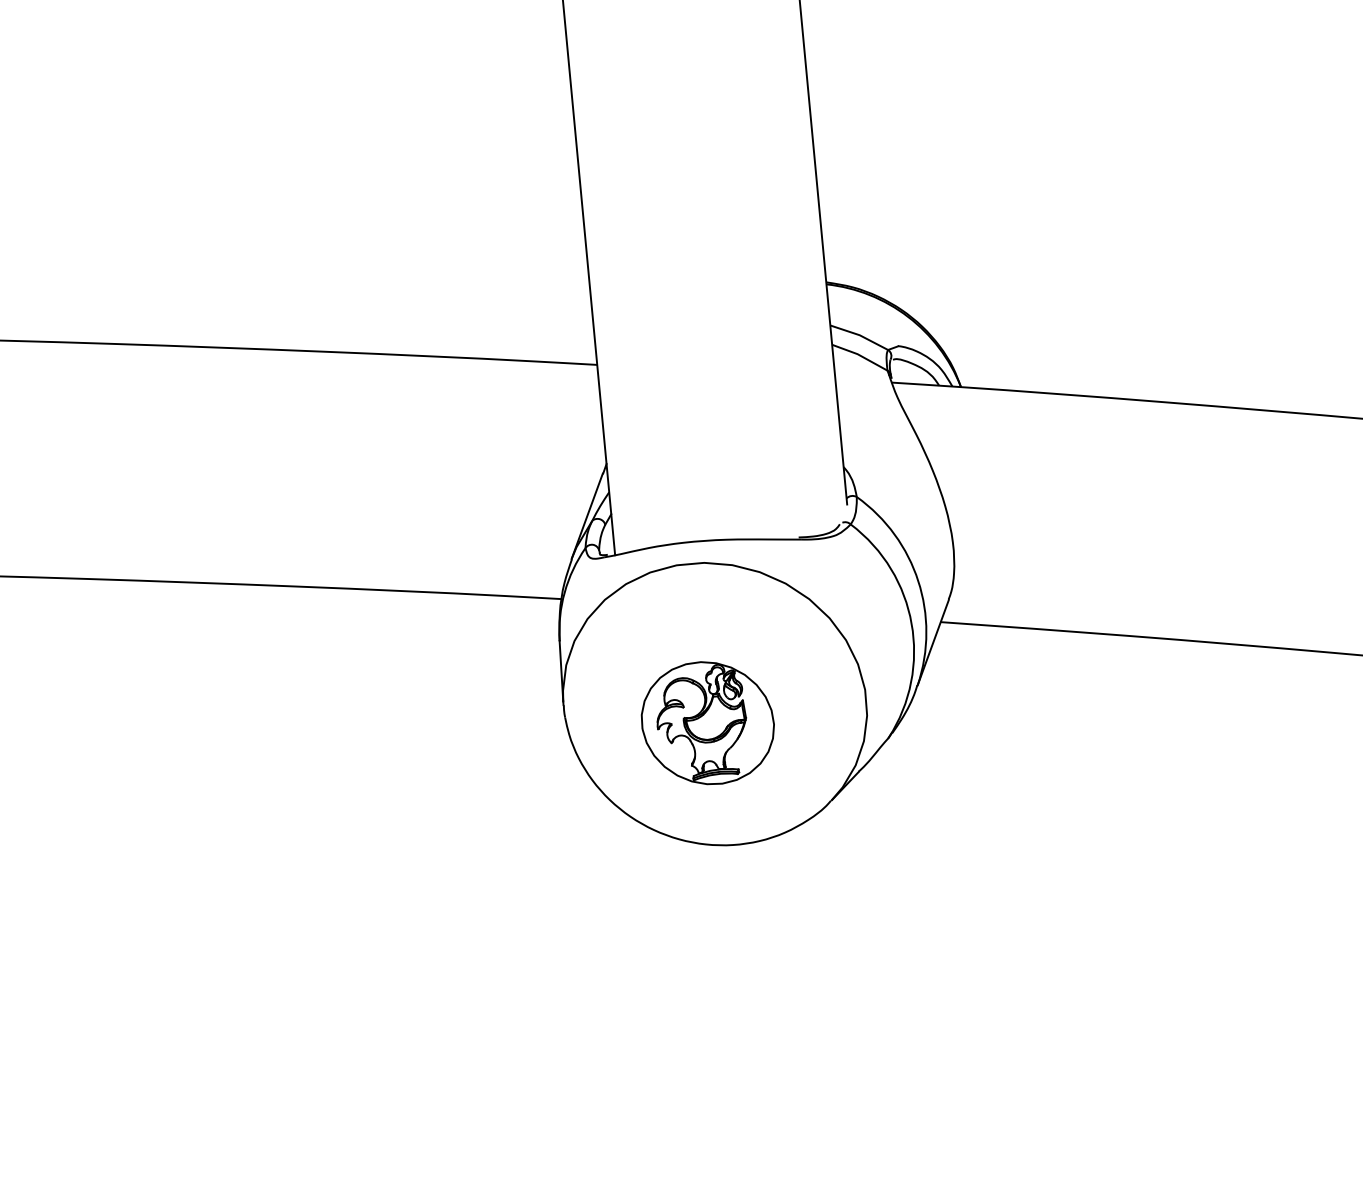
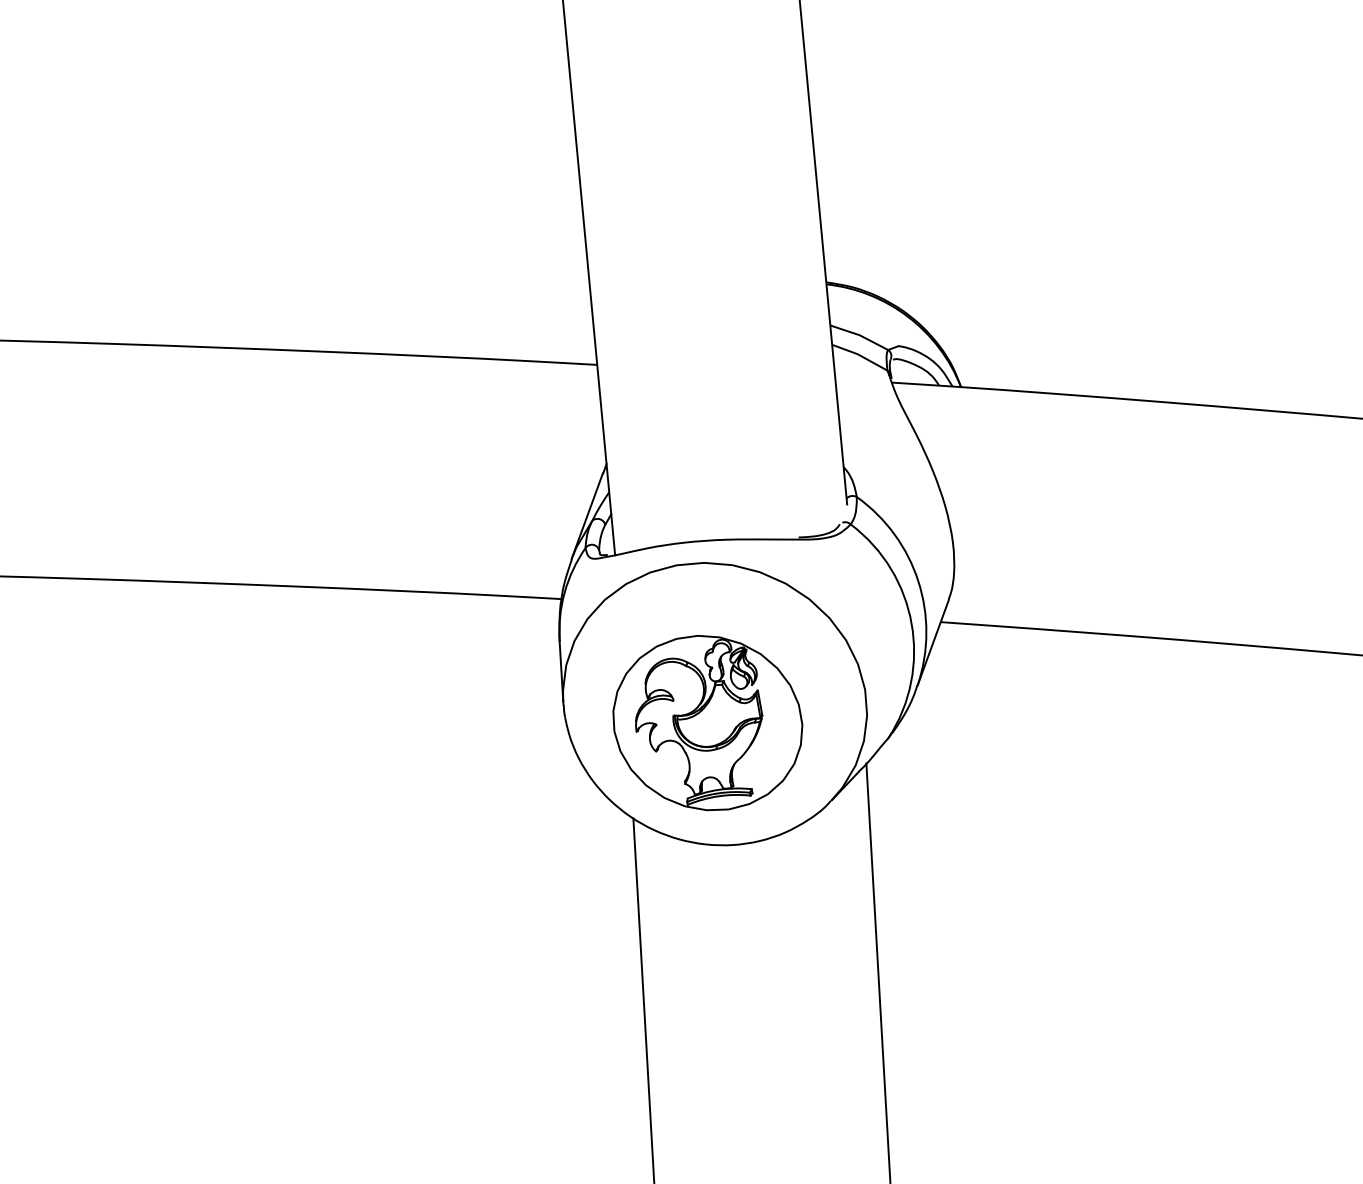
part size: 135x125 px -> 192x177 px (707, 723)
line: none -> present (878, 971)
line: none -> present (643, 999)
